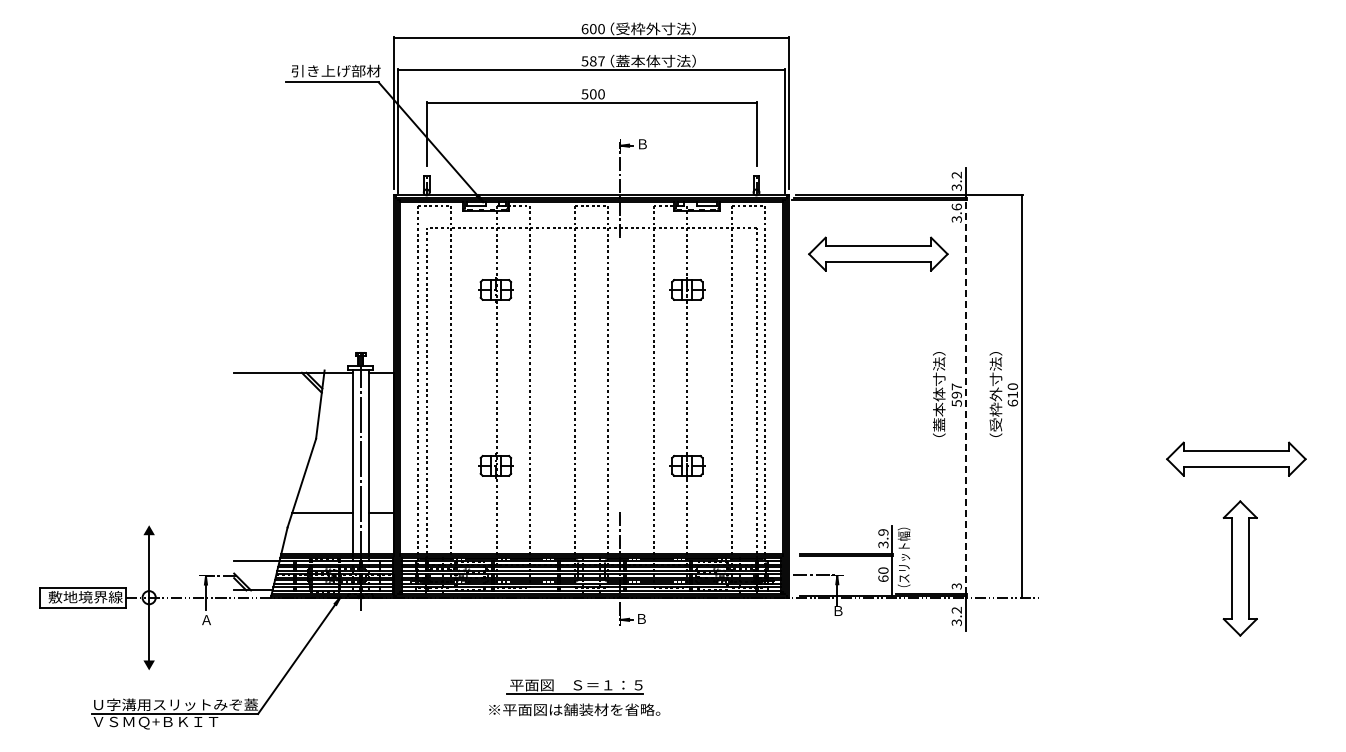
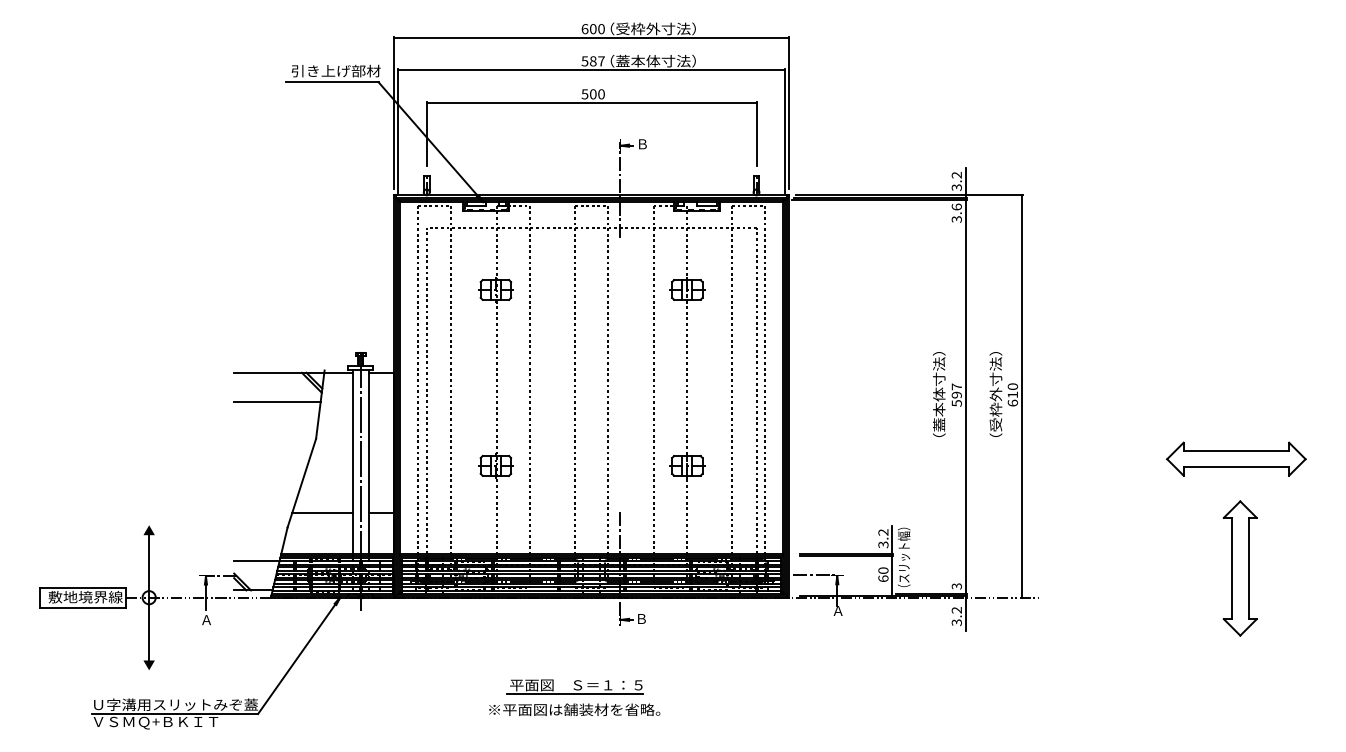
part: present -> none (878, 253)
line: dashed -> solid (965, 396)
line: none -> present (277, 402)
text: 3.9 -> 3.2 (883, 532)
text: Ｂ -> Ａ (837, 610)
